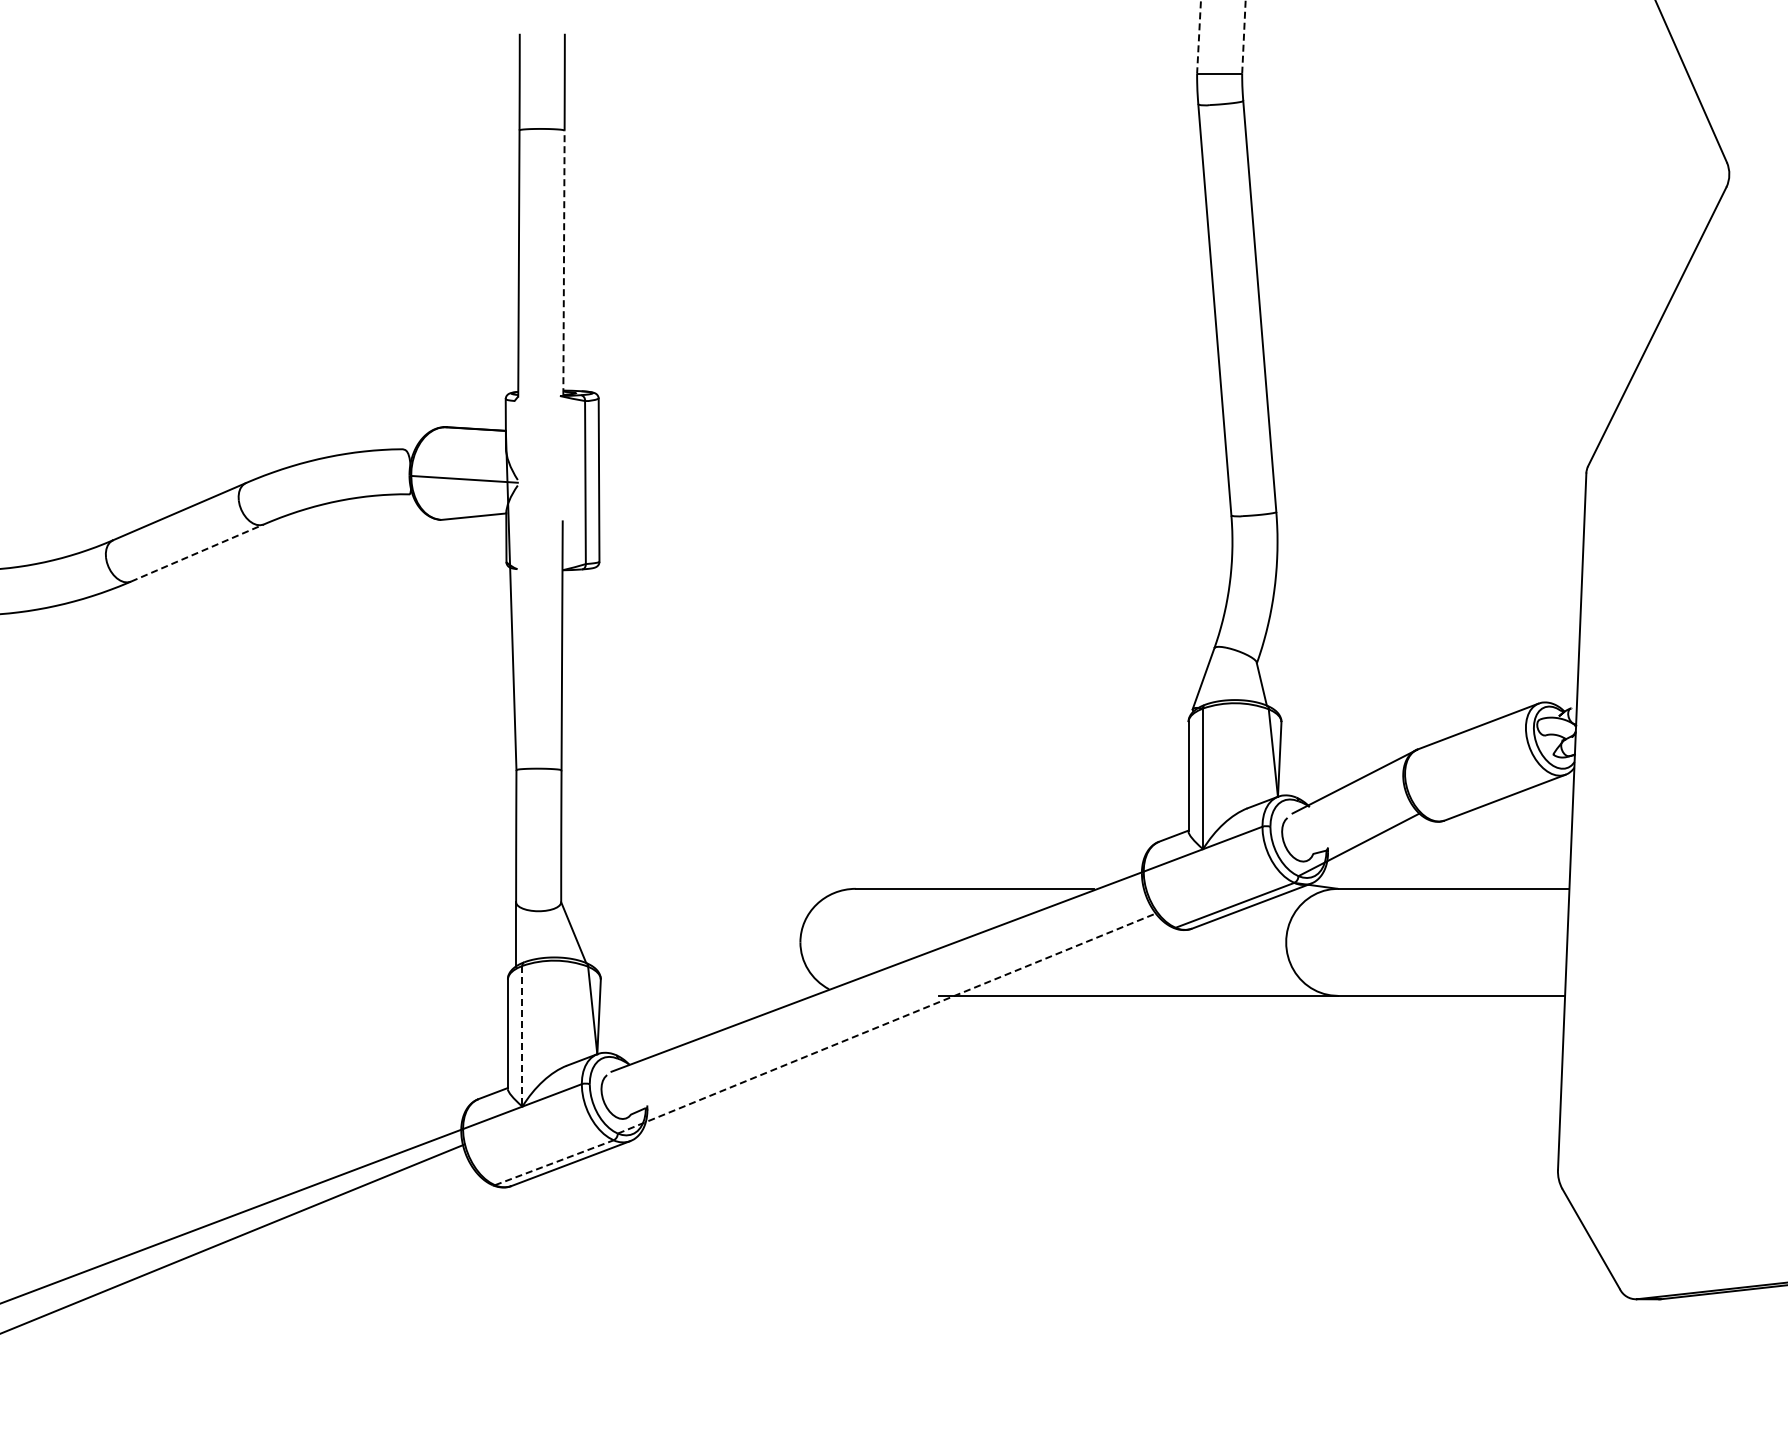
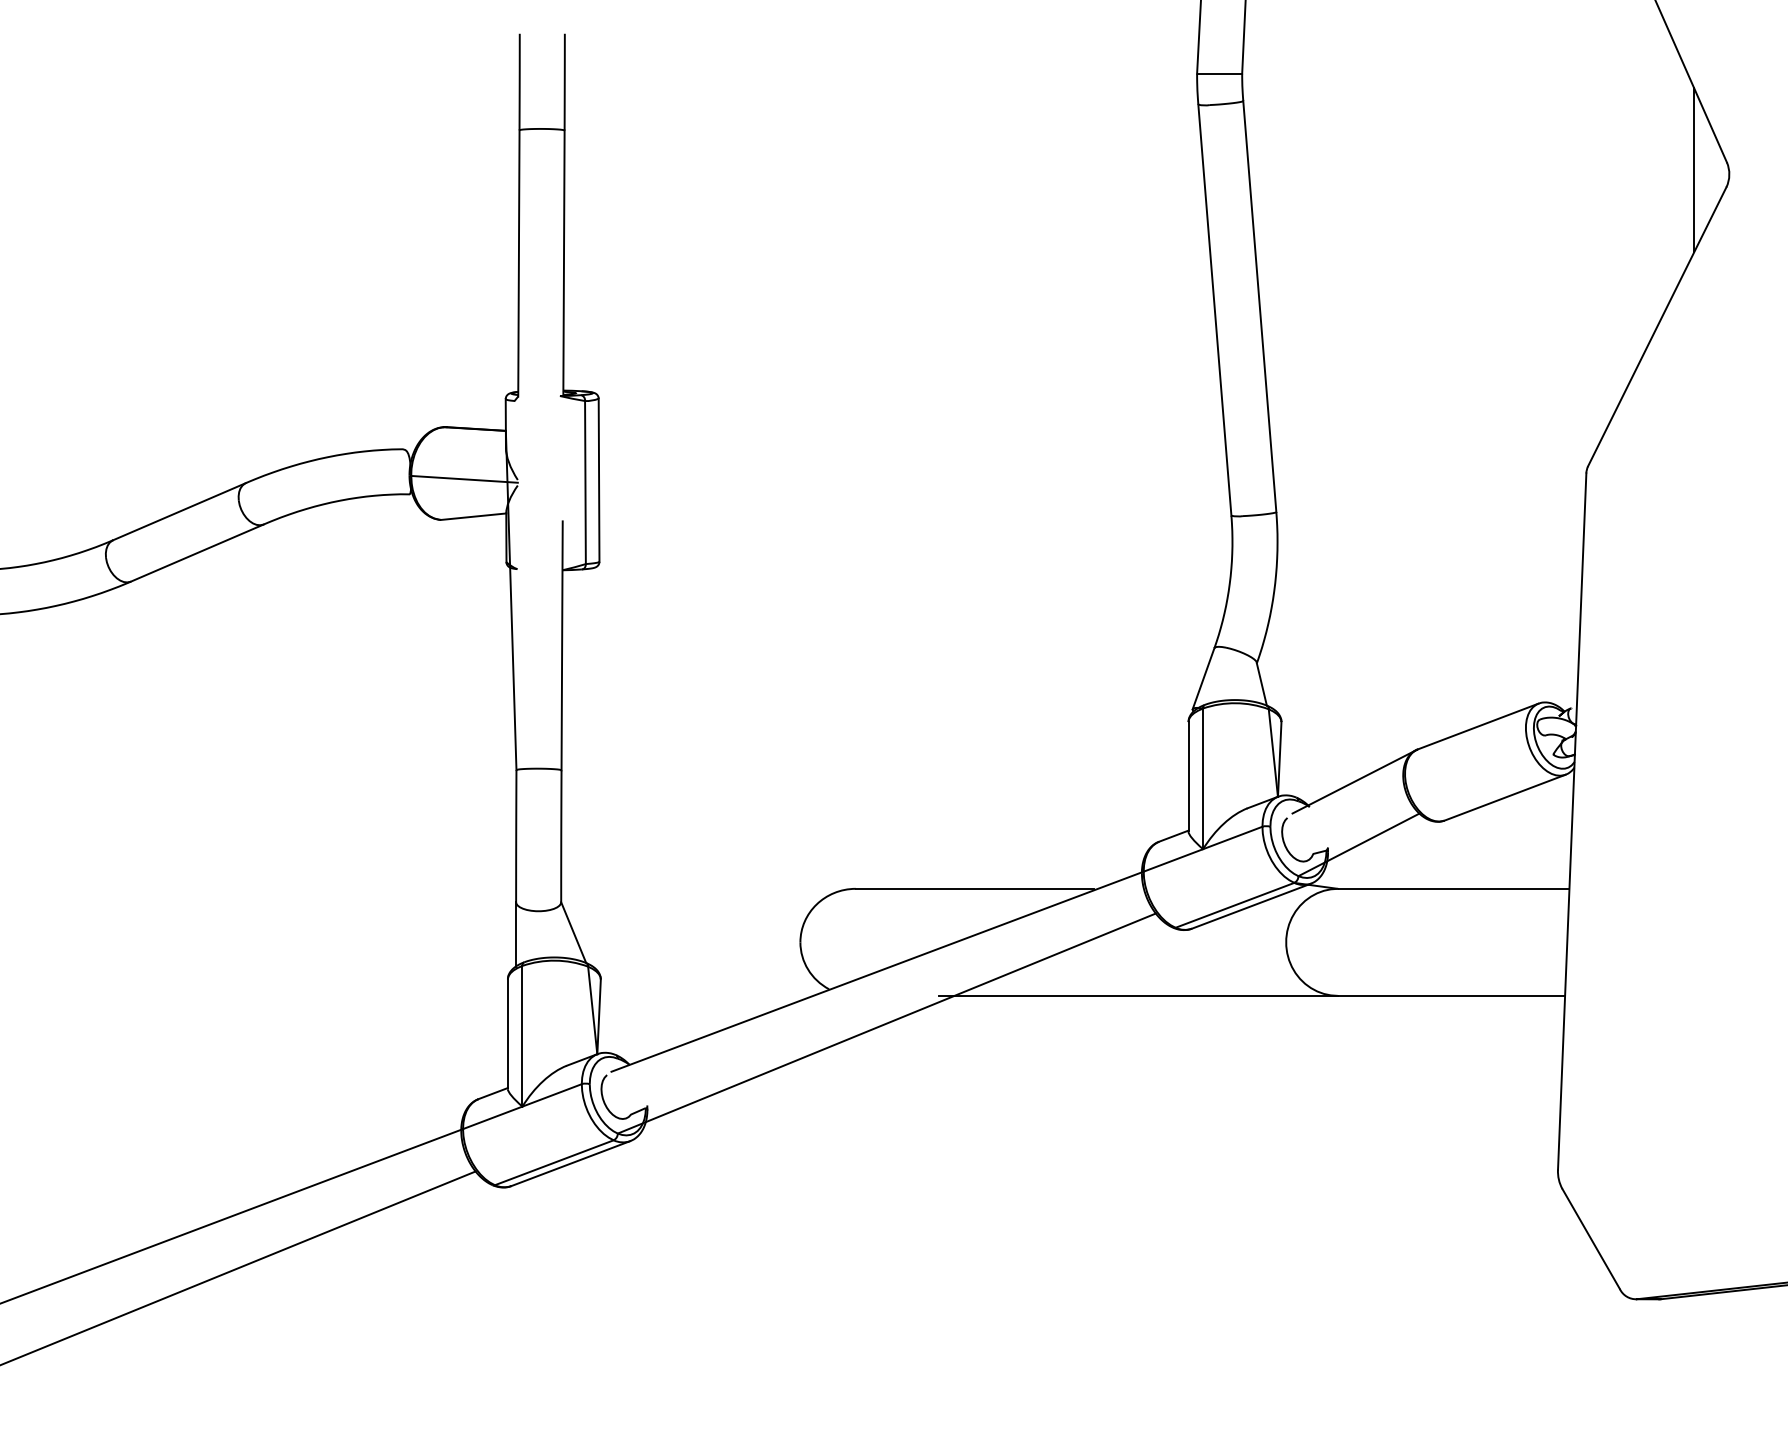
line: dashed -> solid (1199, 36)
line: dashed -> solid (1243, 36)
line: none -> present (1694, 170)
line: dashed -> solid (563, 262)
line: dashed -> solid (197, 552)
line: dashed -> solid (886, 1023)
line: dashed -> solid (522, 1036)
line: dashed -> solid (554, 1162)
line position: (233, 1238) -> (238, 1267) (238, 1267)
